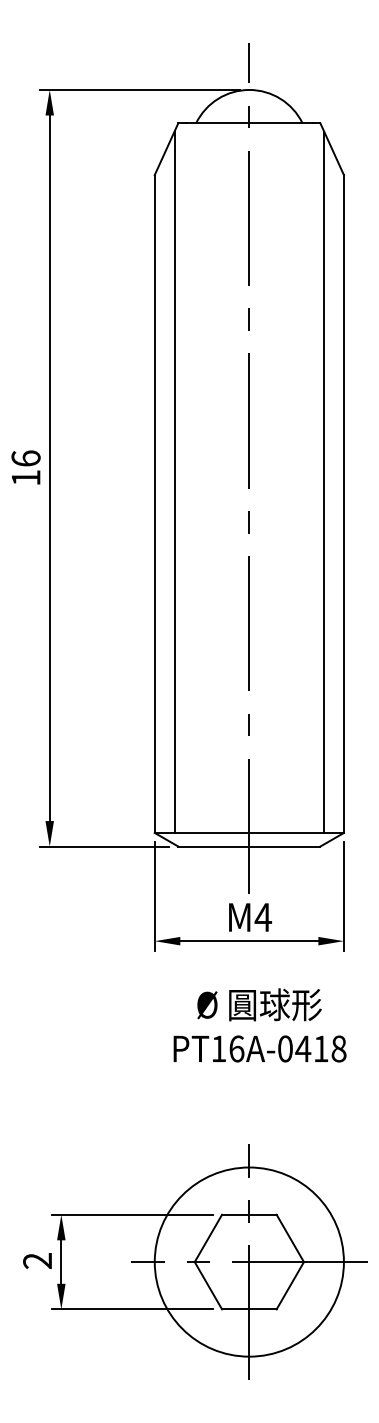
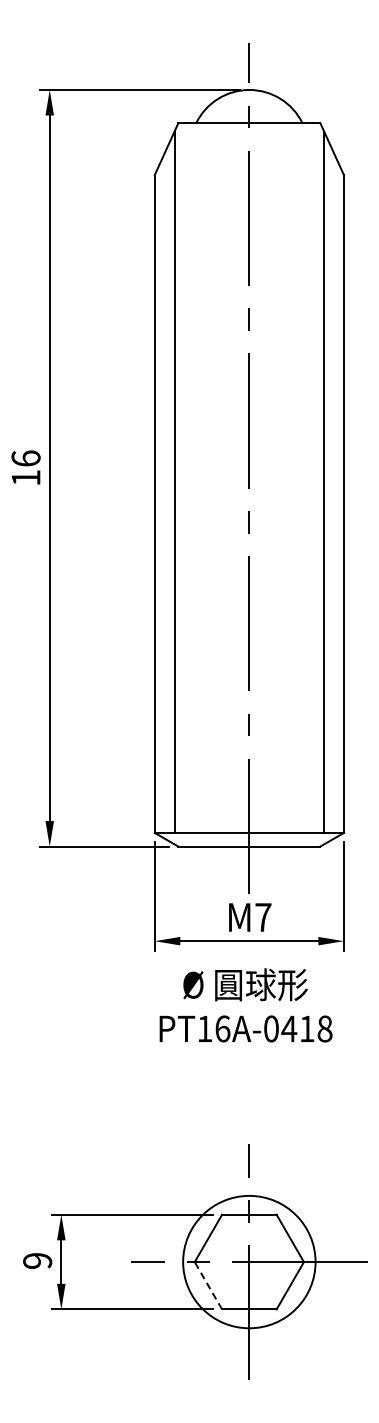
text: 4 -> 7 (263, 917)
text position: (259, 1025) -> (245, 1005) (245, 1005)
text: 2 -> 9 (37, 1260)
circle diameter: 189 px -> 132 px (249, 1261)
line: solid -> dashed (208, 1285)
